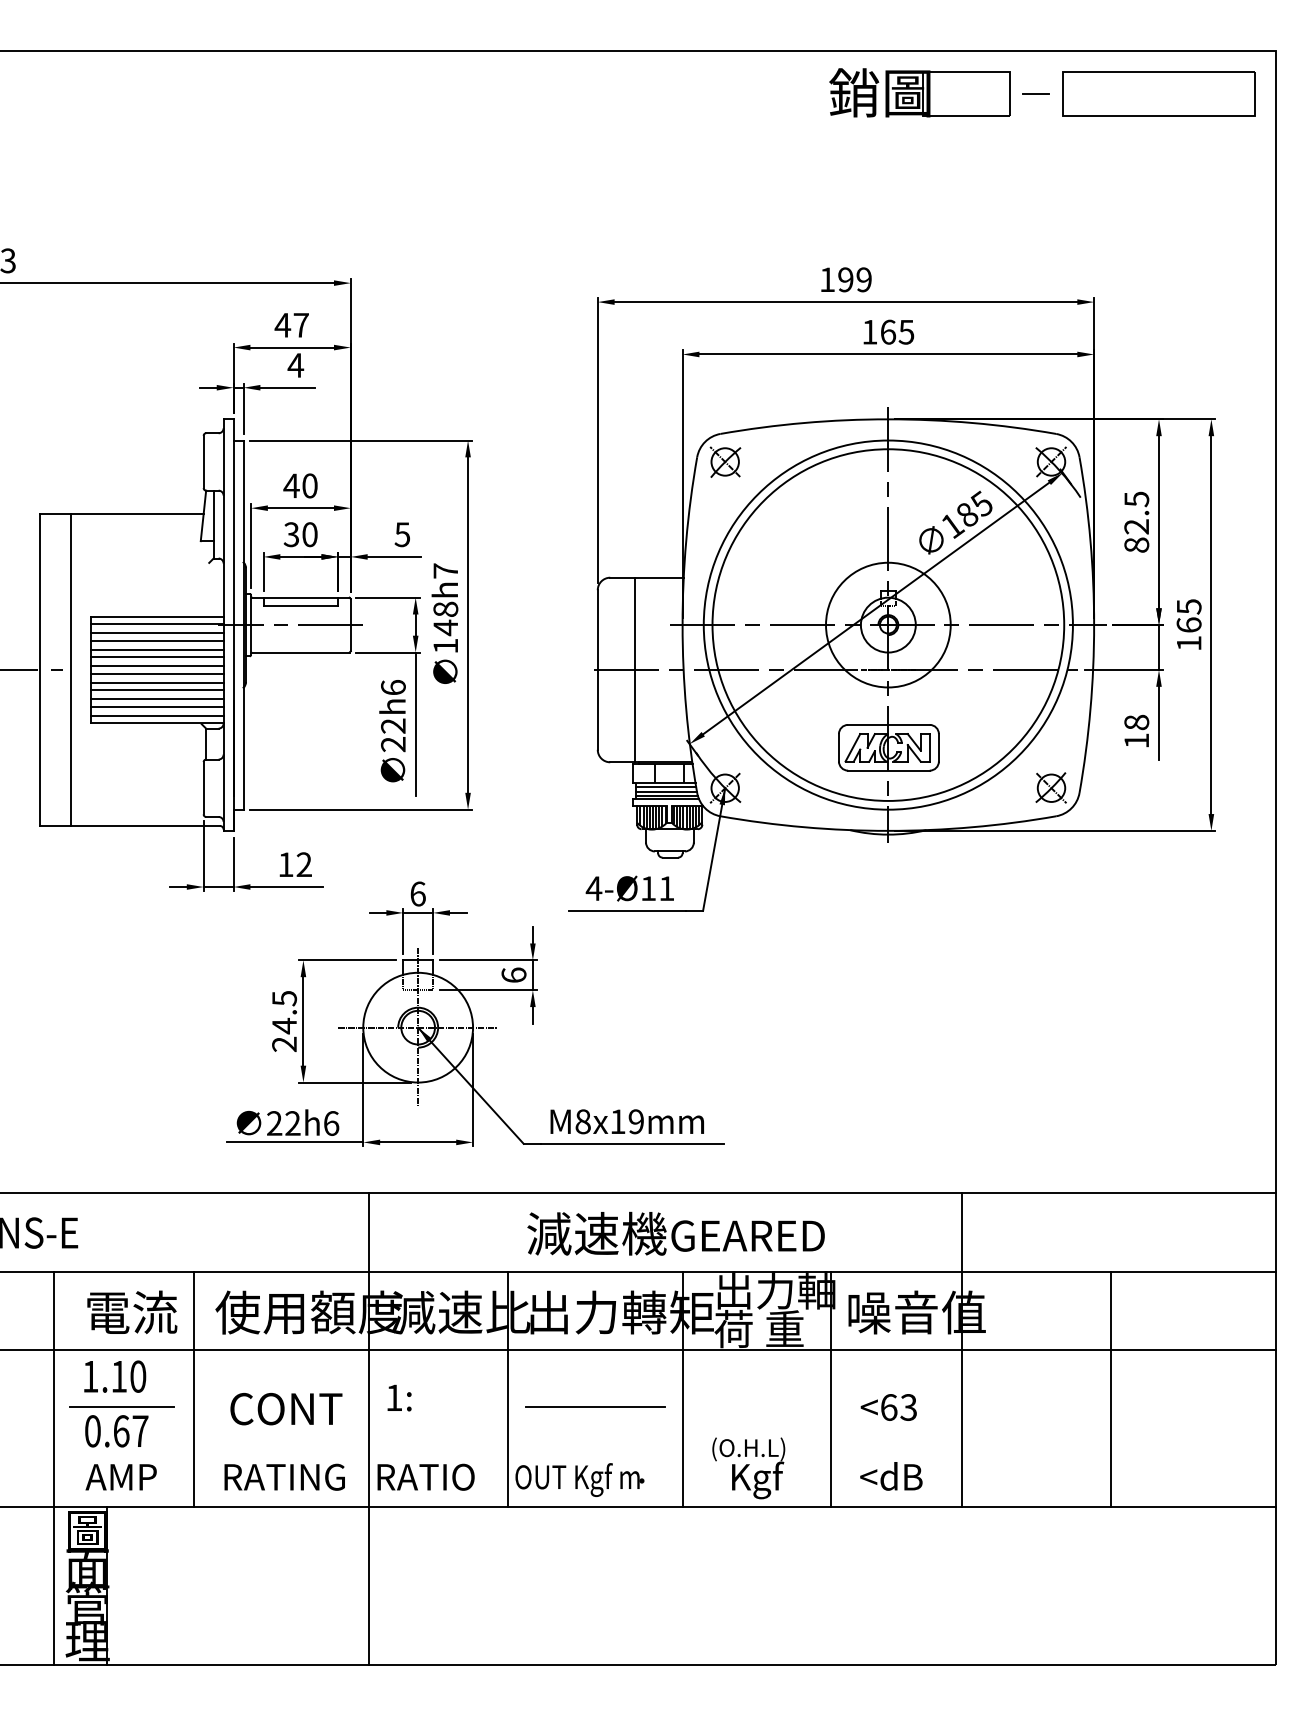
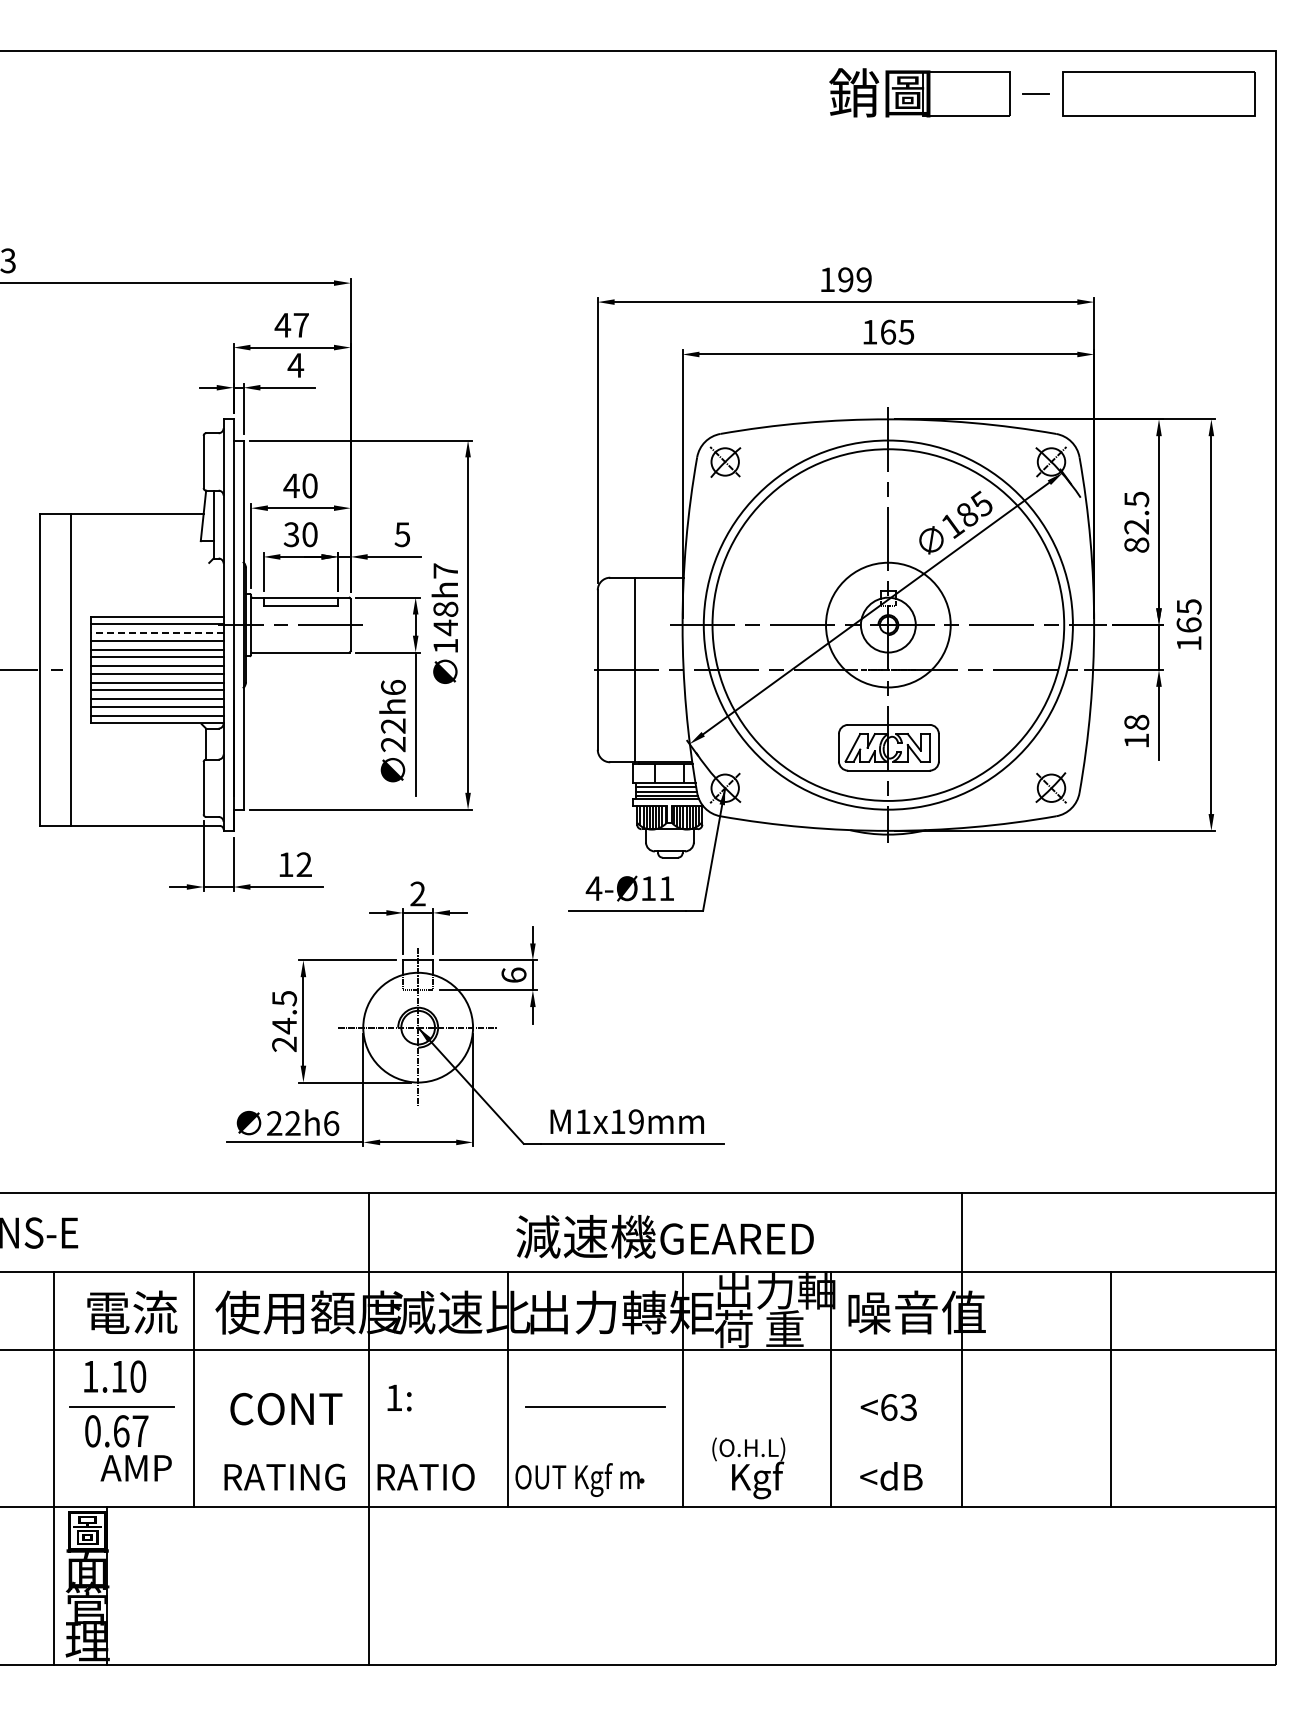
line: solid -> dashed (157, 633)
text: 6 -> 2 (417, 893)
text: M8x19mm -> M1x19mm (582, 1121)
text position: (675, 1233) -> (664, 1236) (664, 1236)
text position: (120, 1477) -> (135, 1468) (135, 1468)
